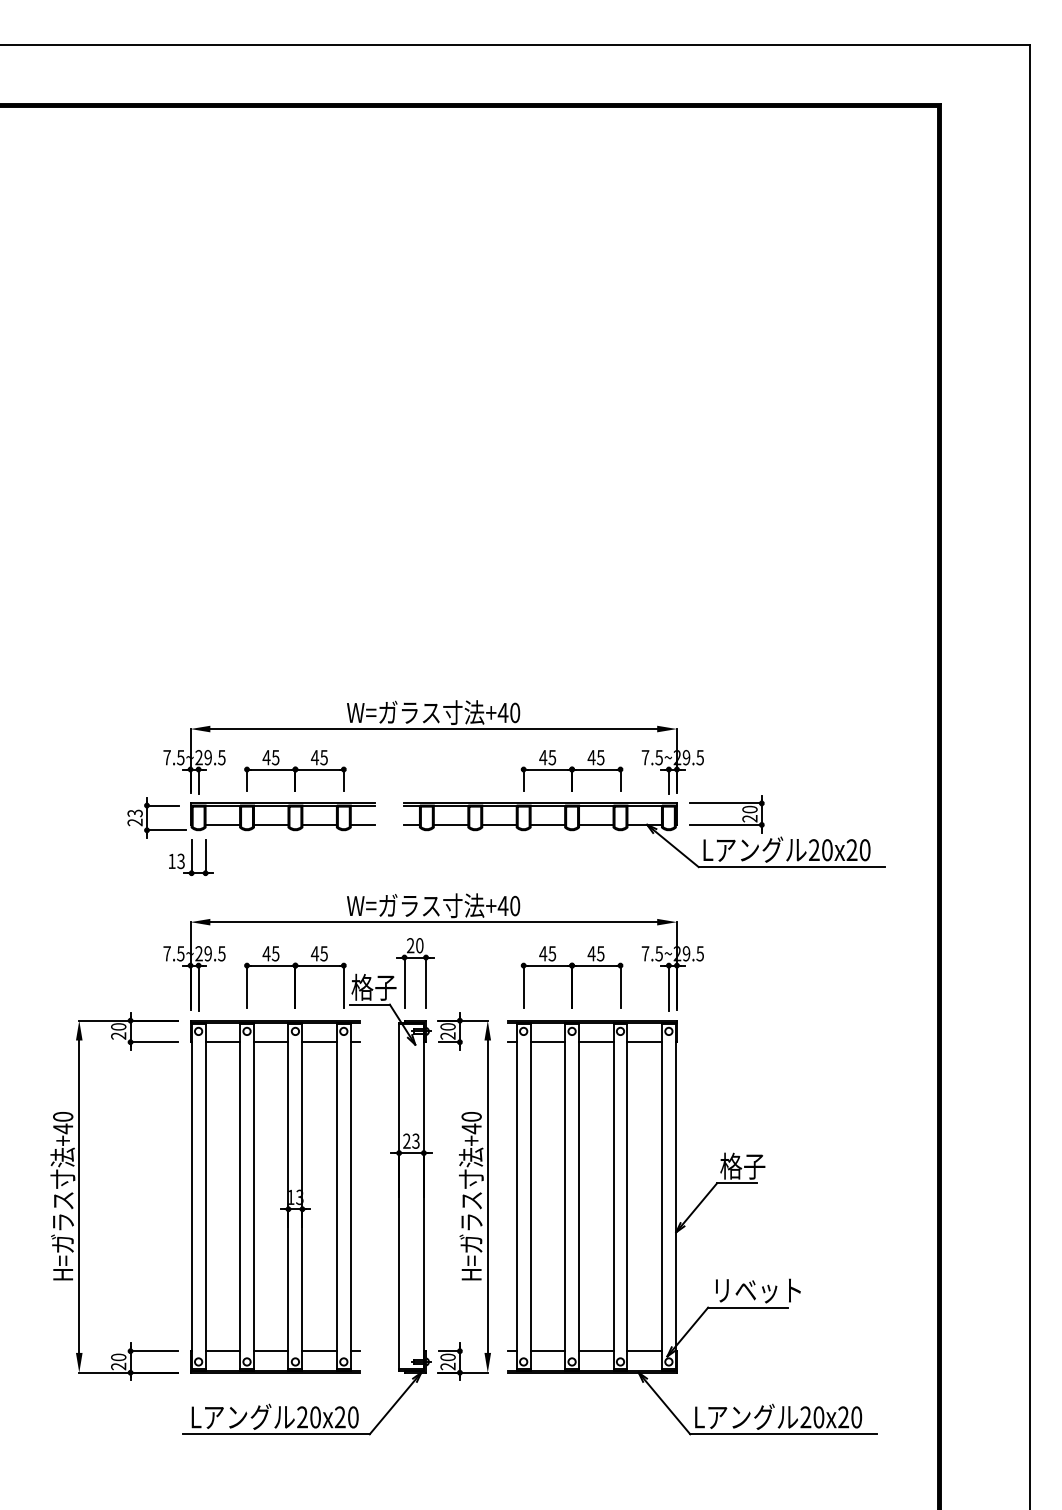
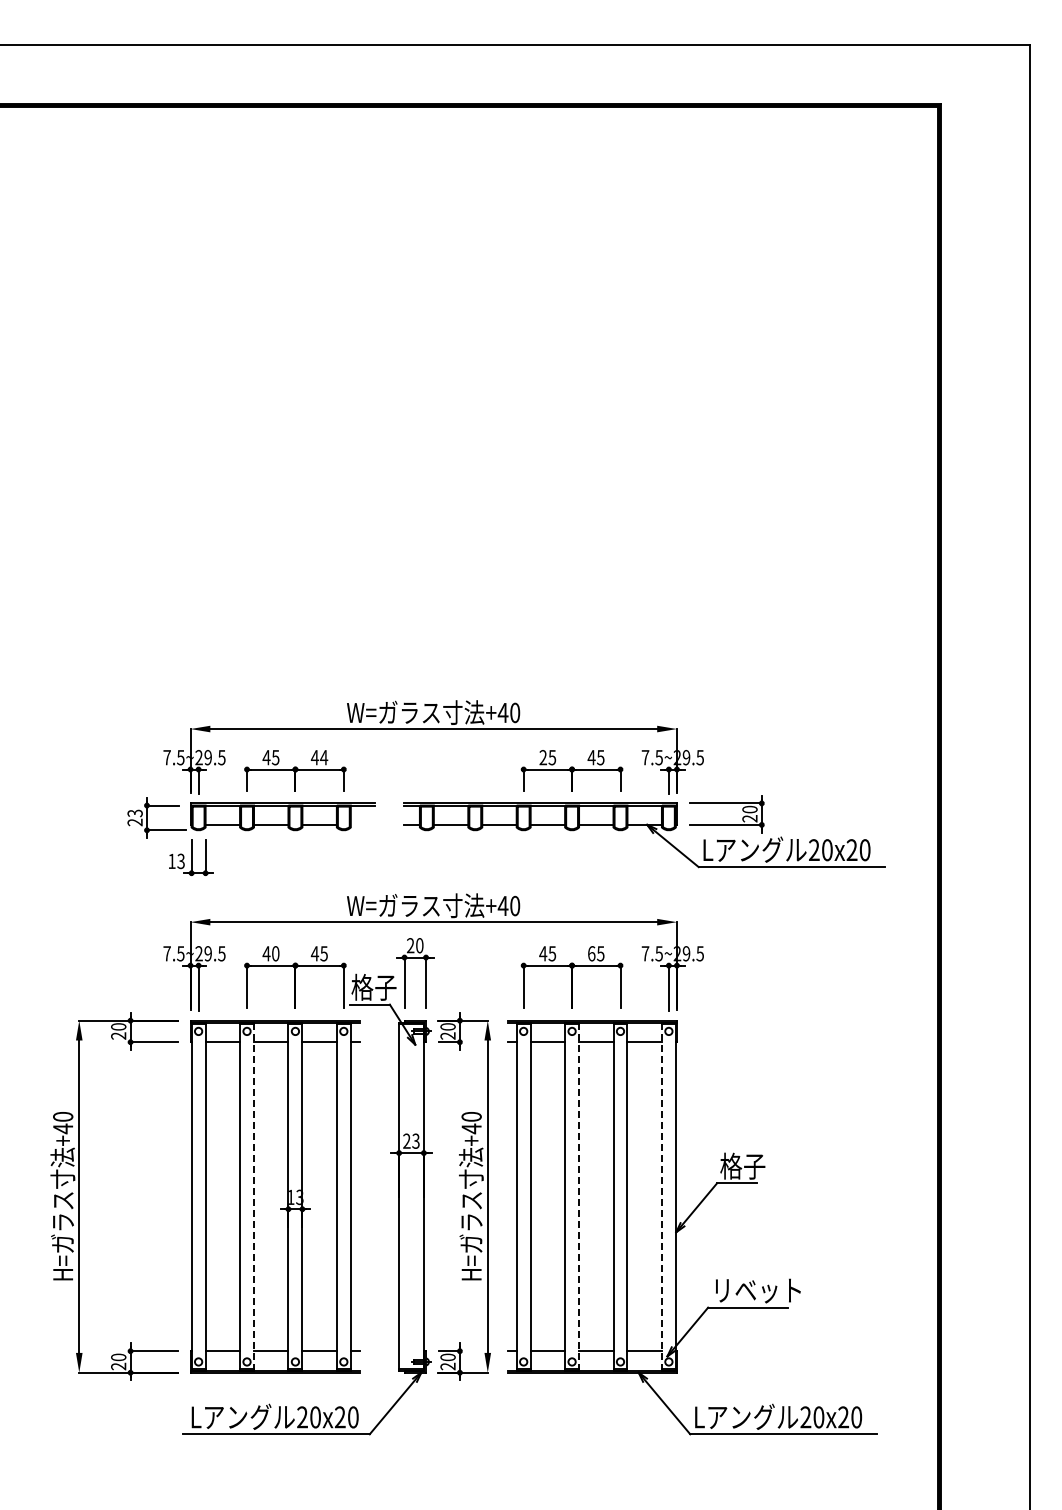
text: 45 -> 44 (324, 757)
text: 45 -> 25 (543, 757)
line: present -> none (362, 824)
text: 45 -> 40 (275, 953)
text: 45 -> 65 (591, 953)
line: solid -> dashed (254, 1196)
line: solid -> dashed (579, 1196)
line: solid -> dashed (661, 1196)
